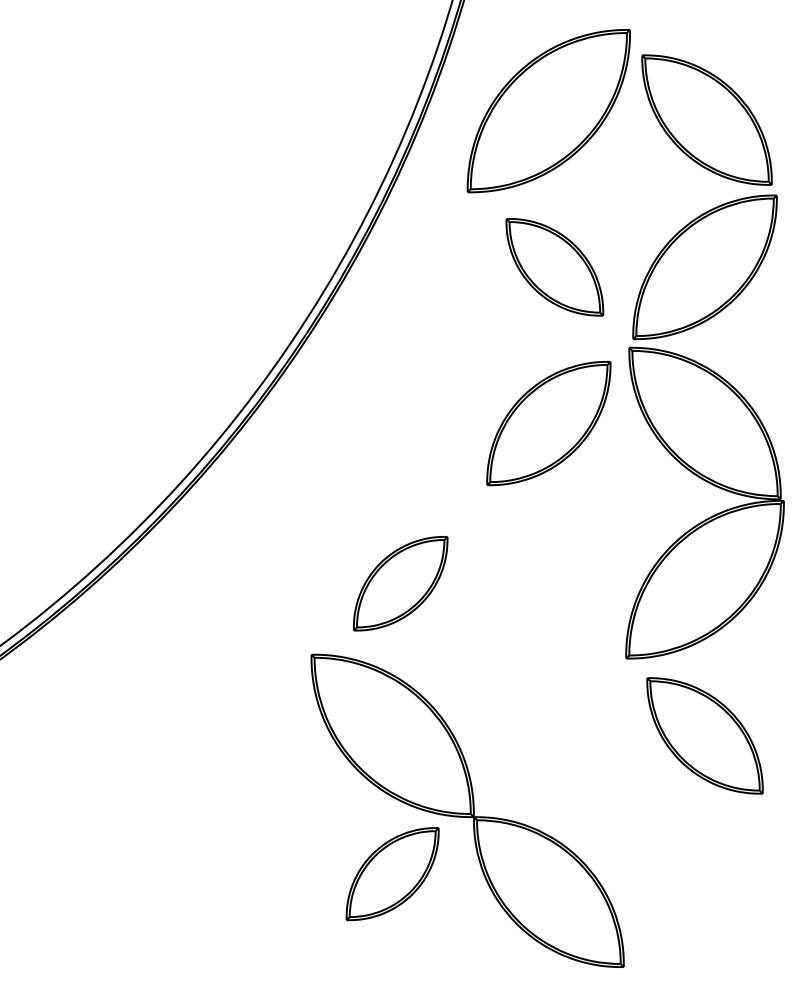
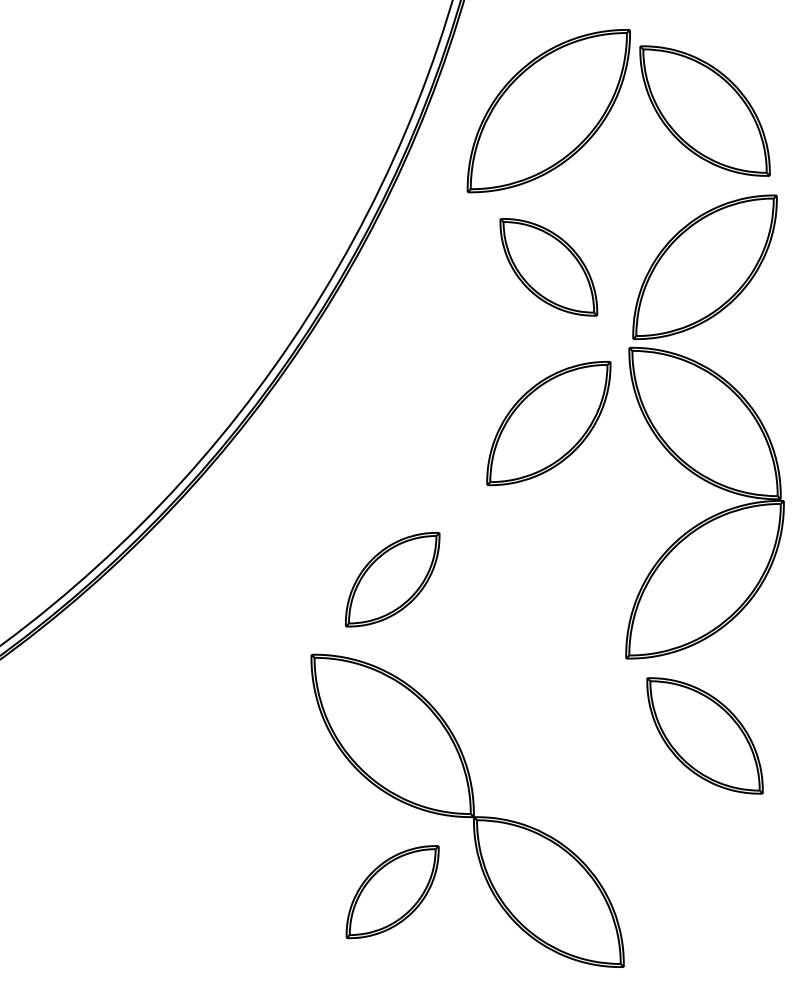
part position: (706, 119) -> (704, 110) (704, 110)
part position: (554, 267) -> (548, 267) (548, 267)
part position: (400, 583) -> (392, 579) (392, 579)
part position: (392, 874) -> (392, 892) (392, 892)
